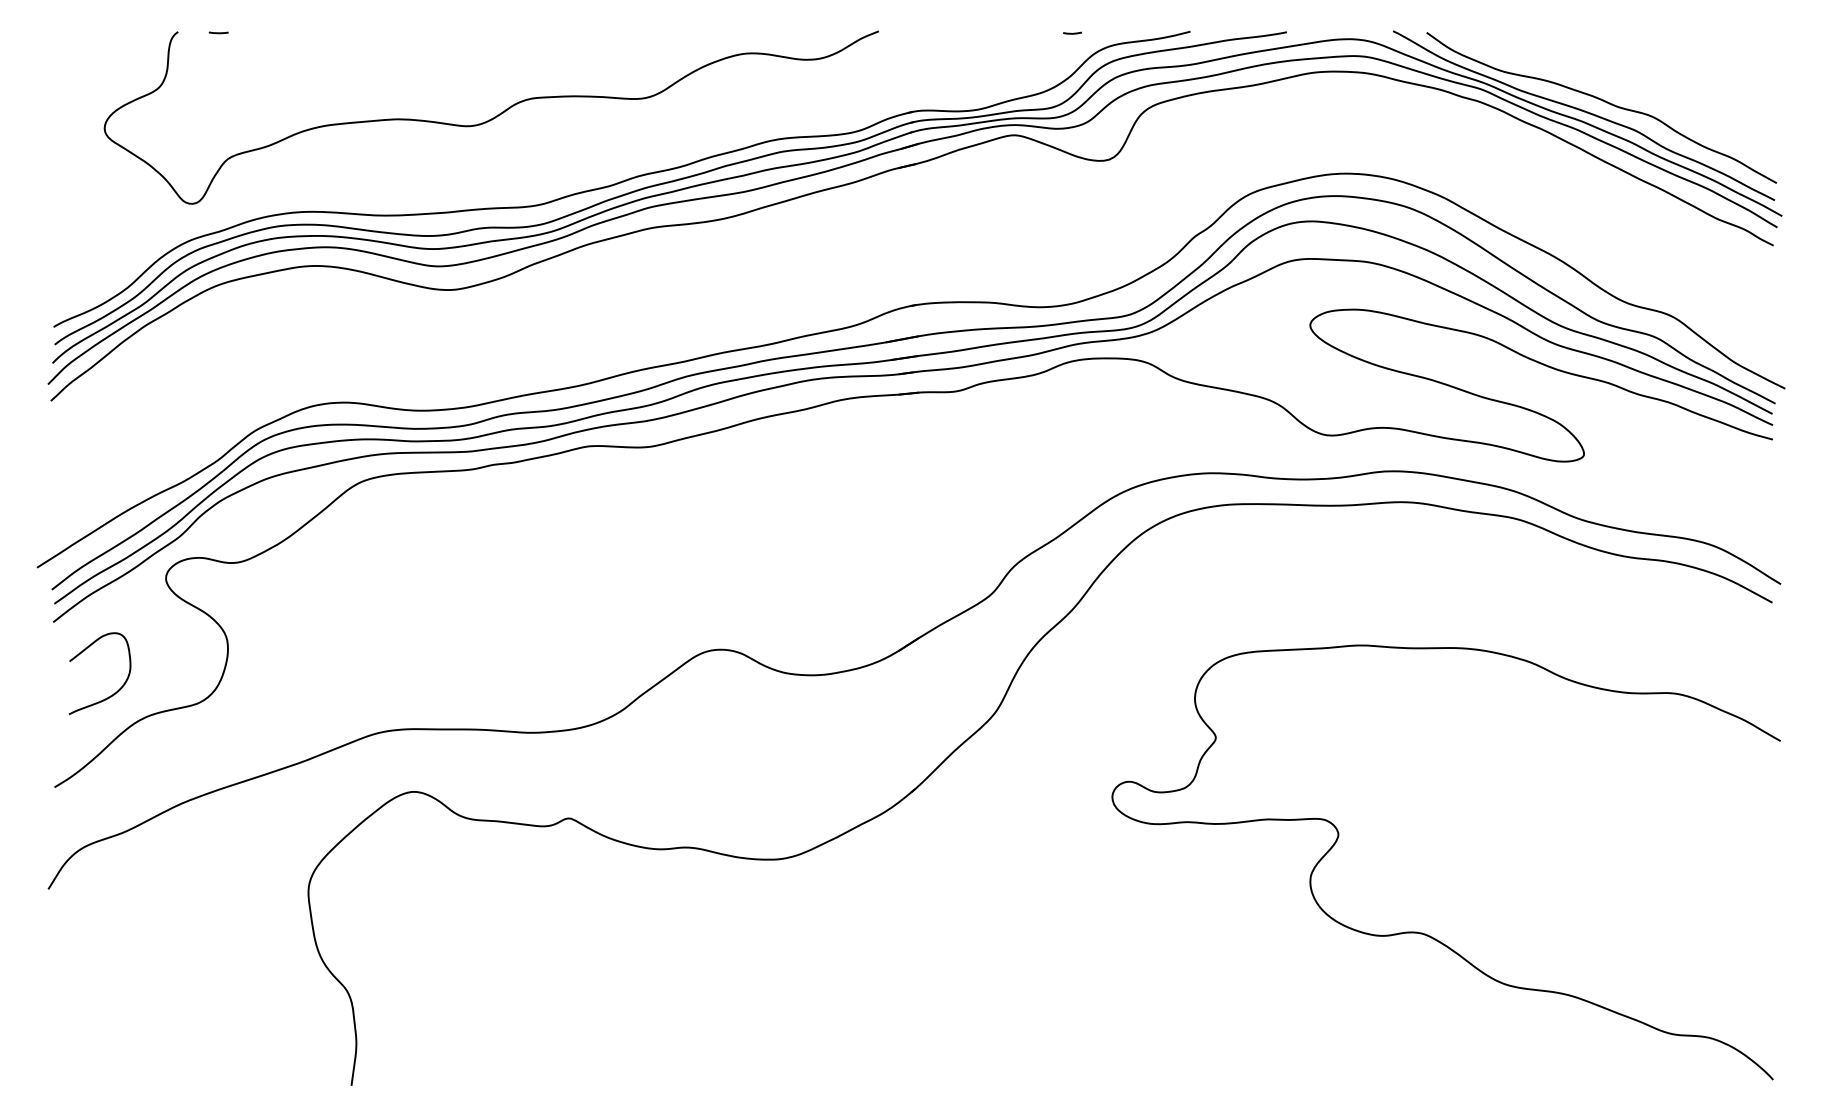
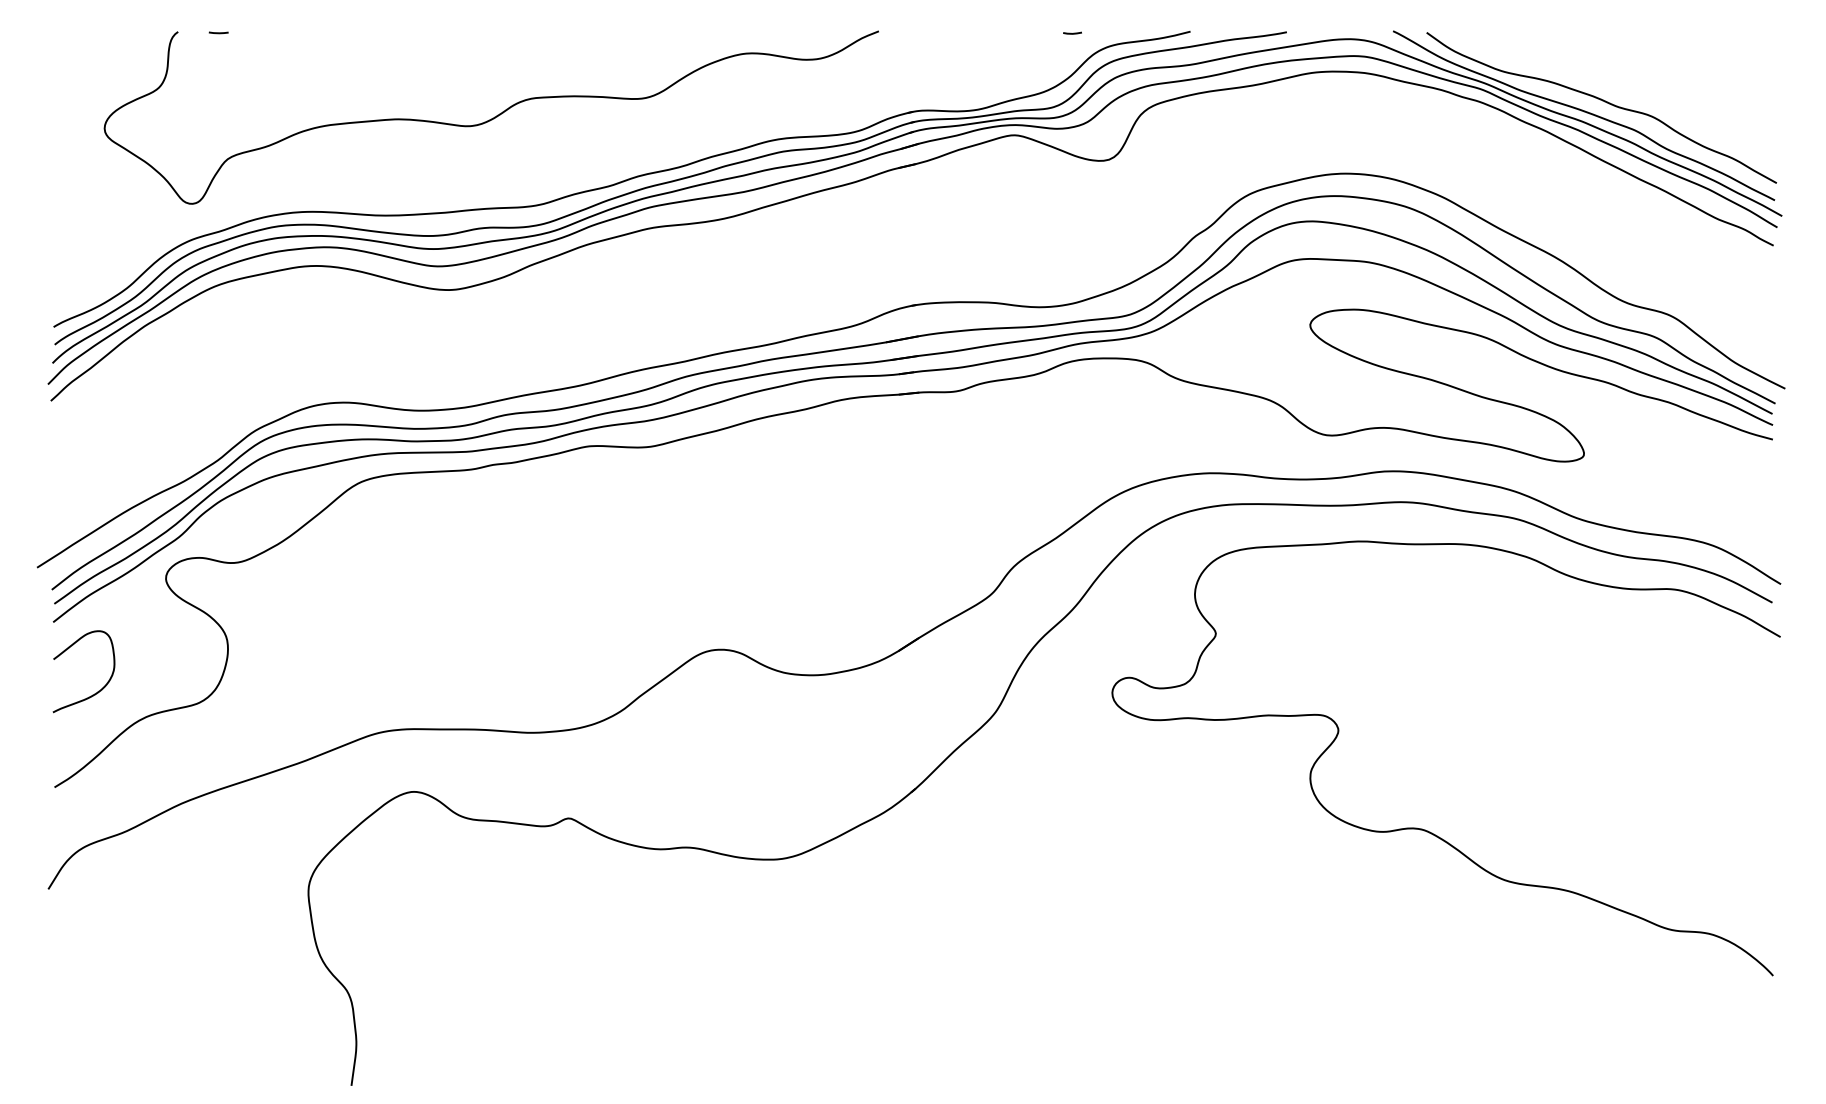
curve position: (114, 692) -> (98, 690) (98, 690)
curve position: (1422, 932) -> (1422, 828) (1422, 828)
